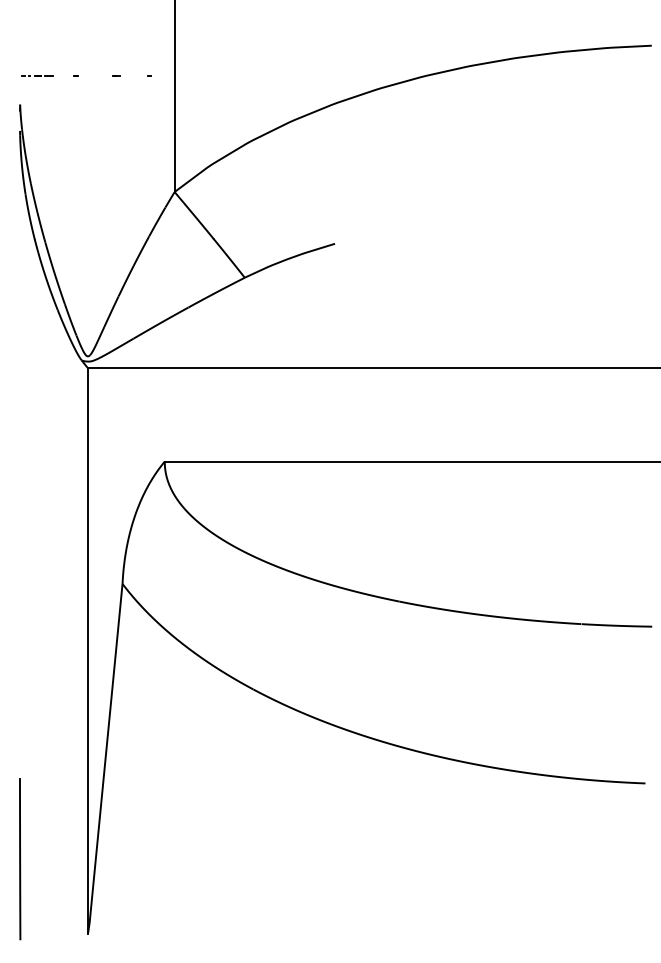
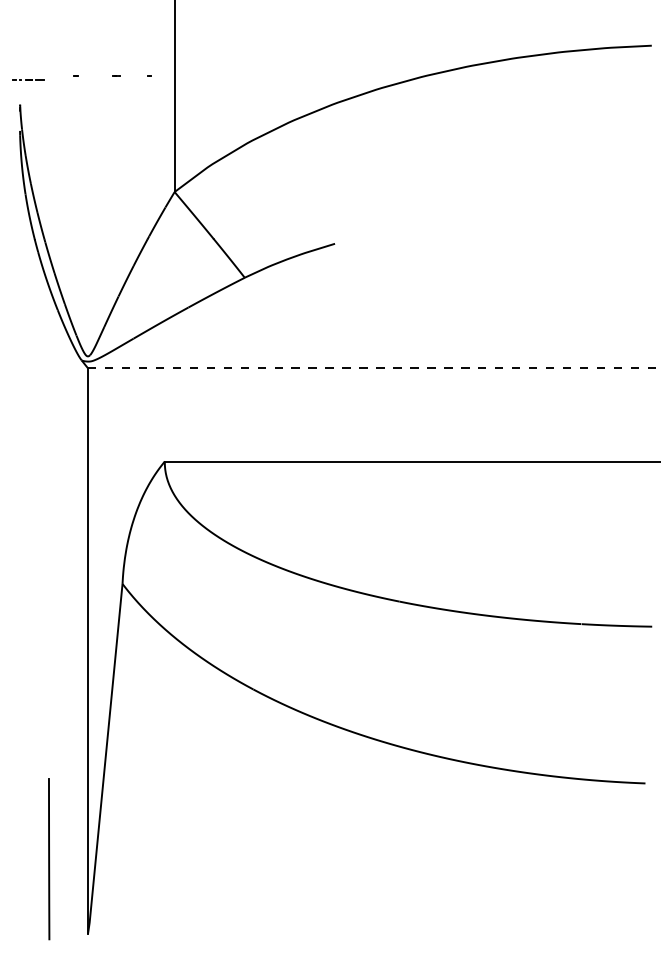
line position: (37, 75) -> (28, 79) (28, 79)
line: solid -> dashed (374, 368)
line position: (20, 859) -> (49, 859) (49, 859)
